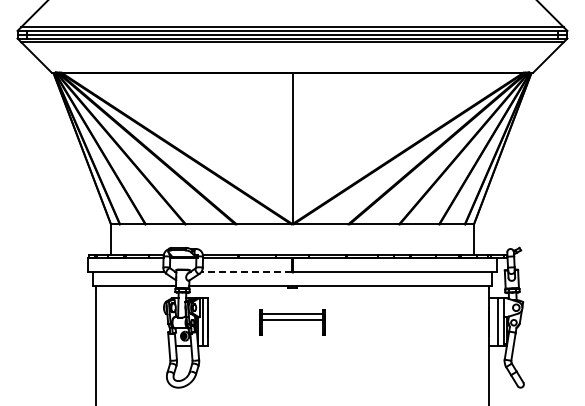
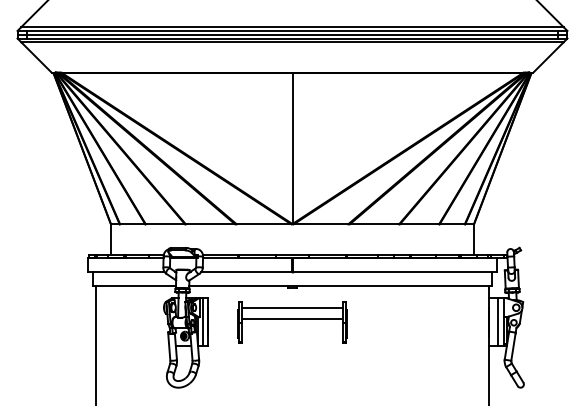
line: dashed -> solid (246, 271)
part size: 67x27 px -> 111x43 px (292, 322)
